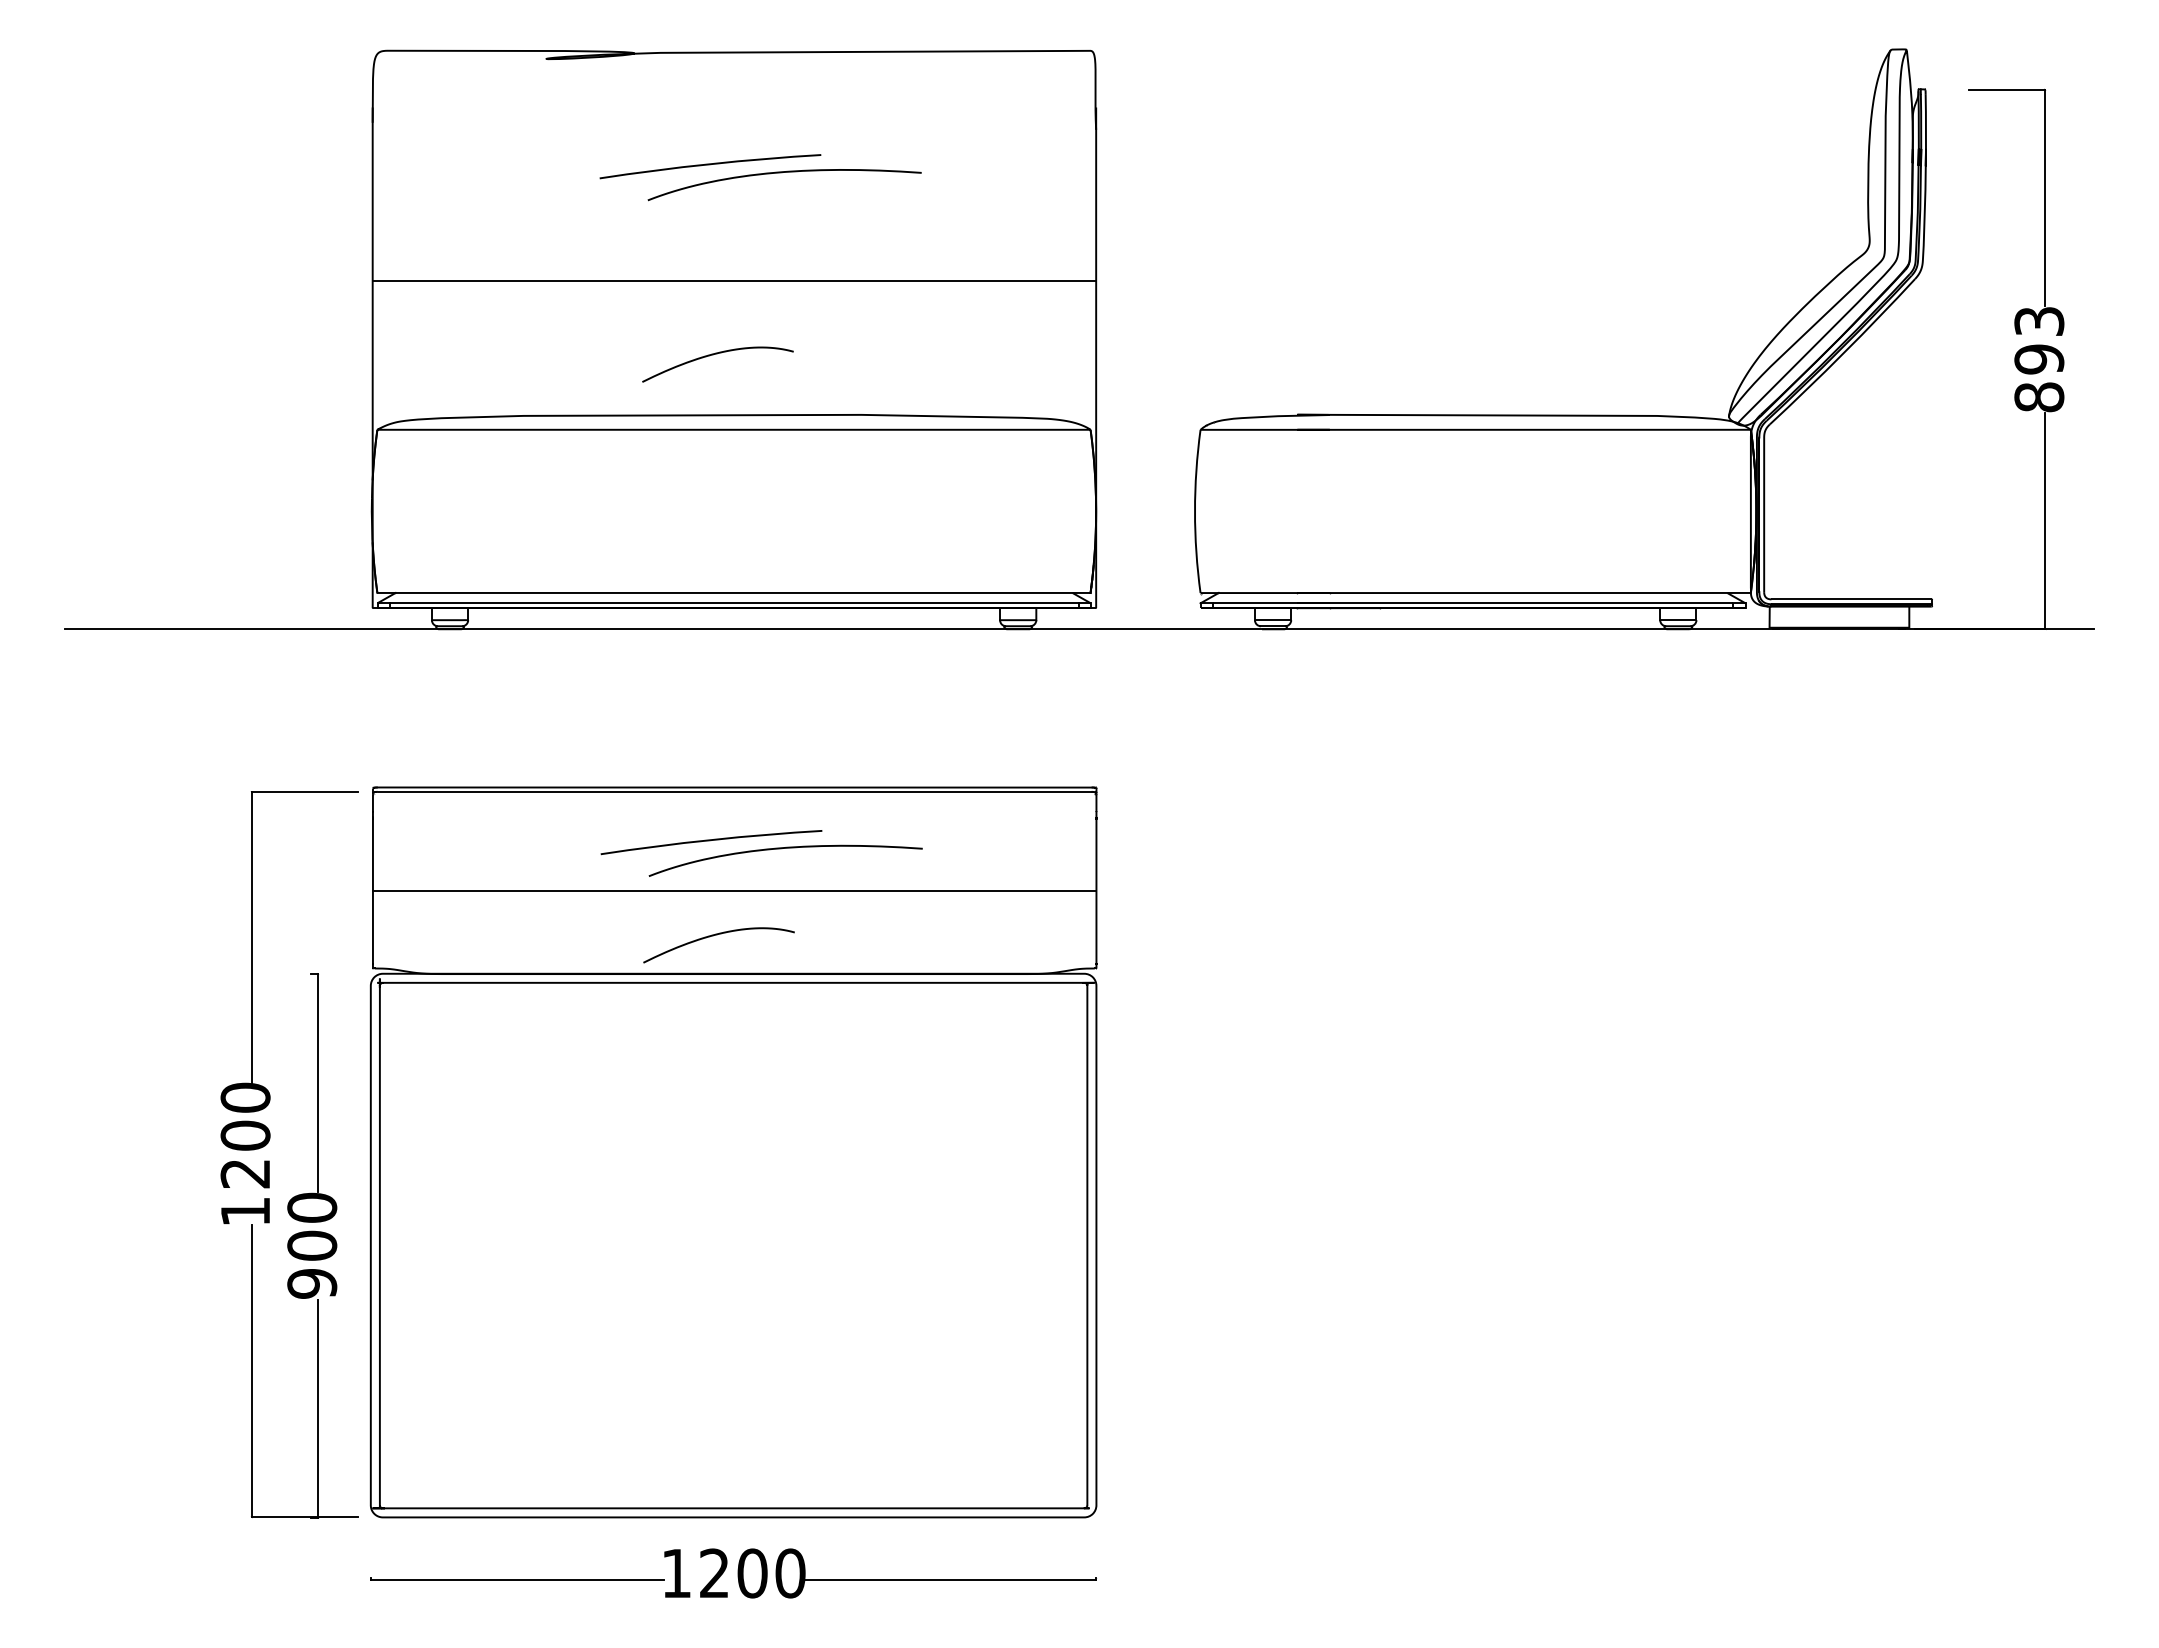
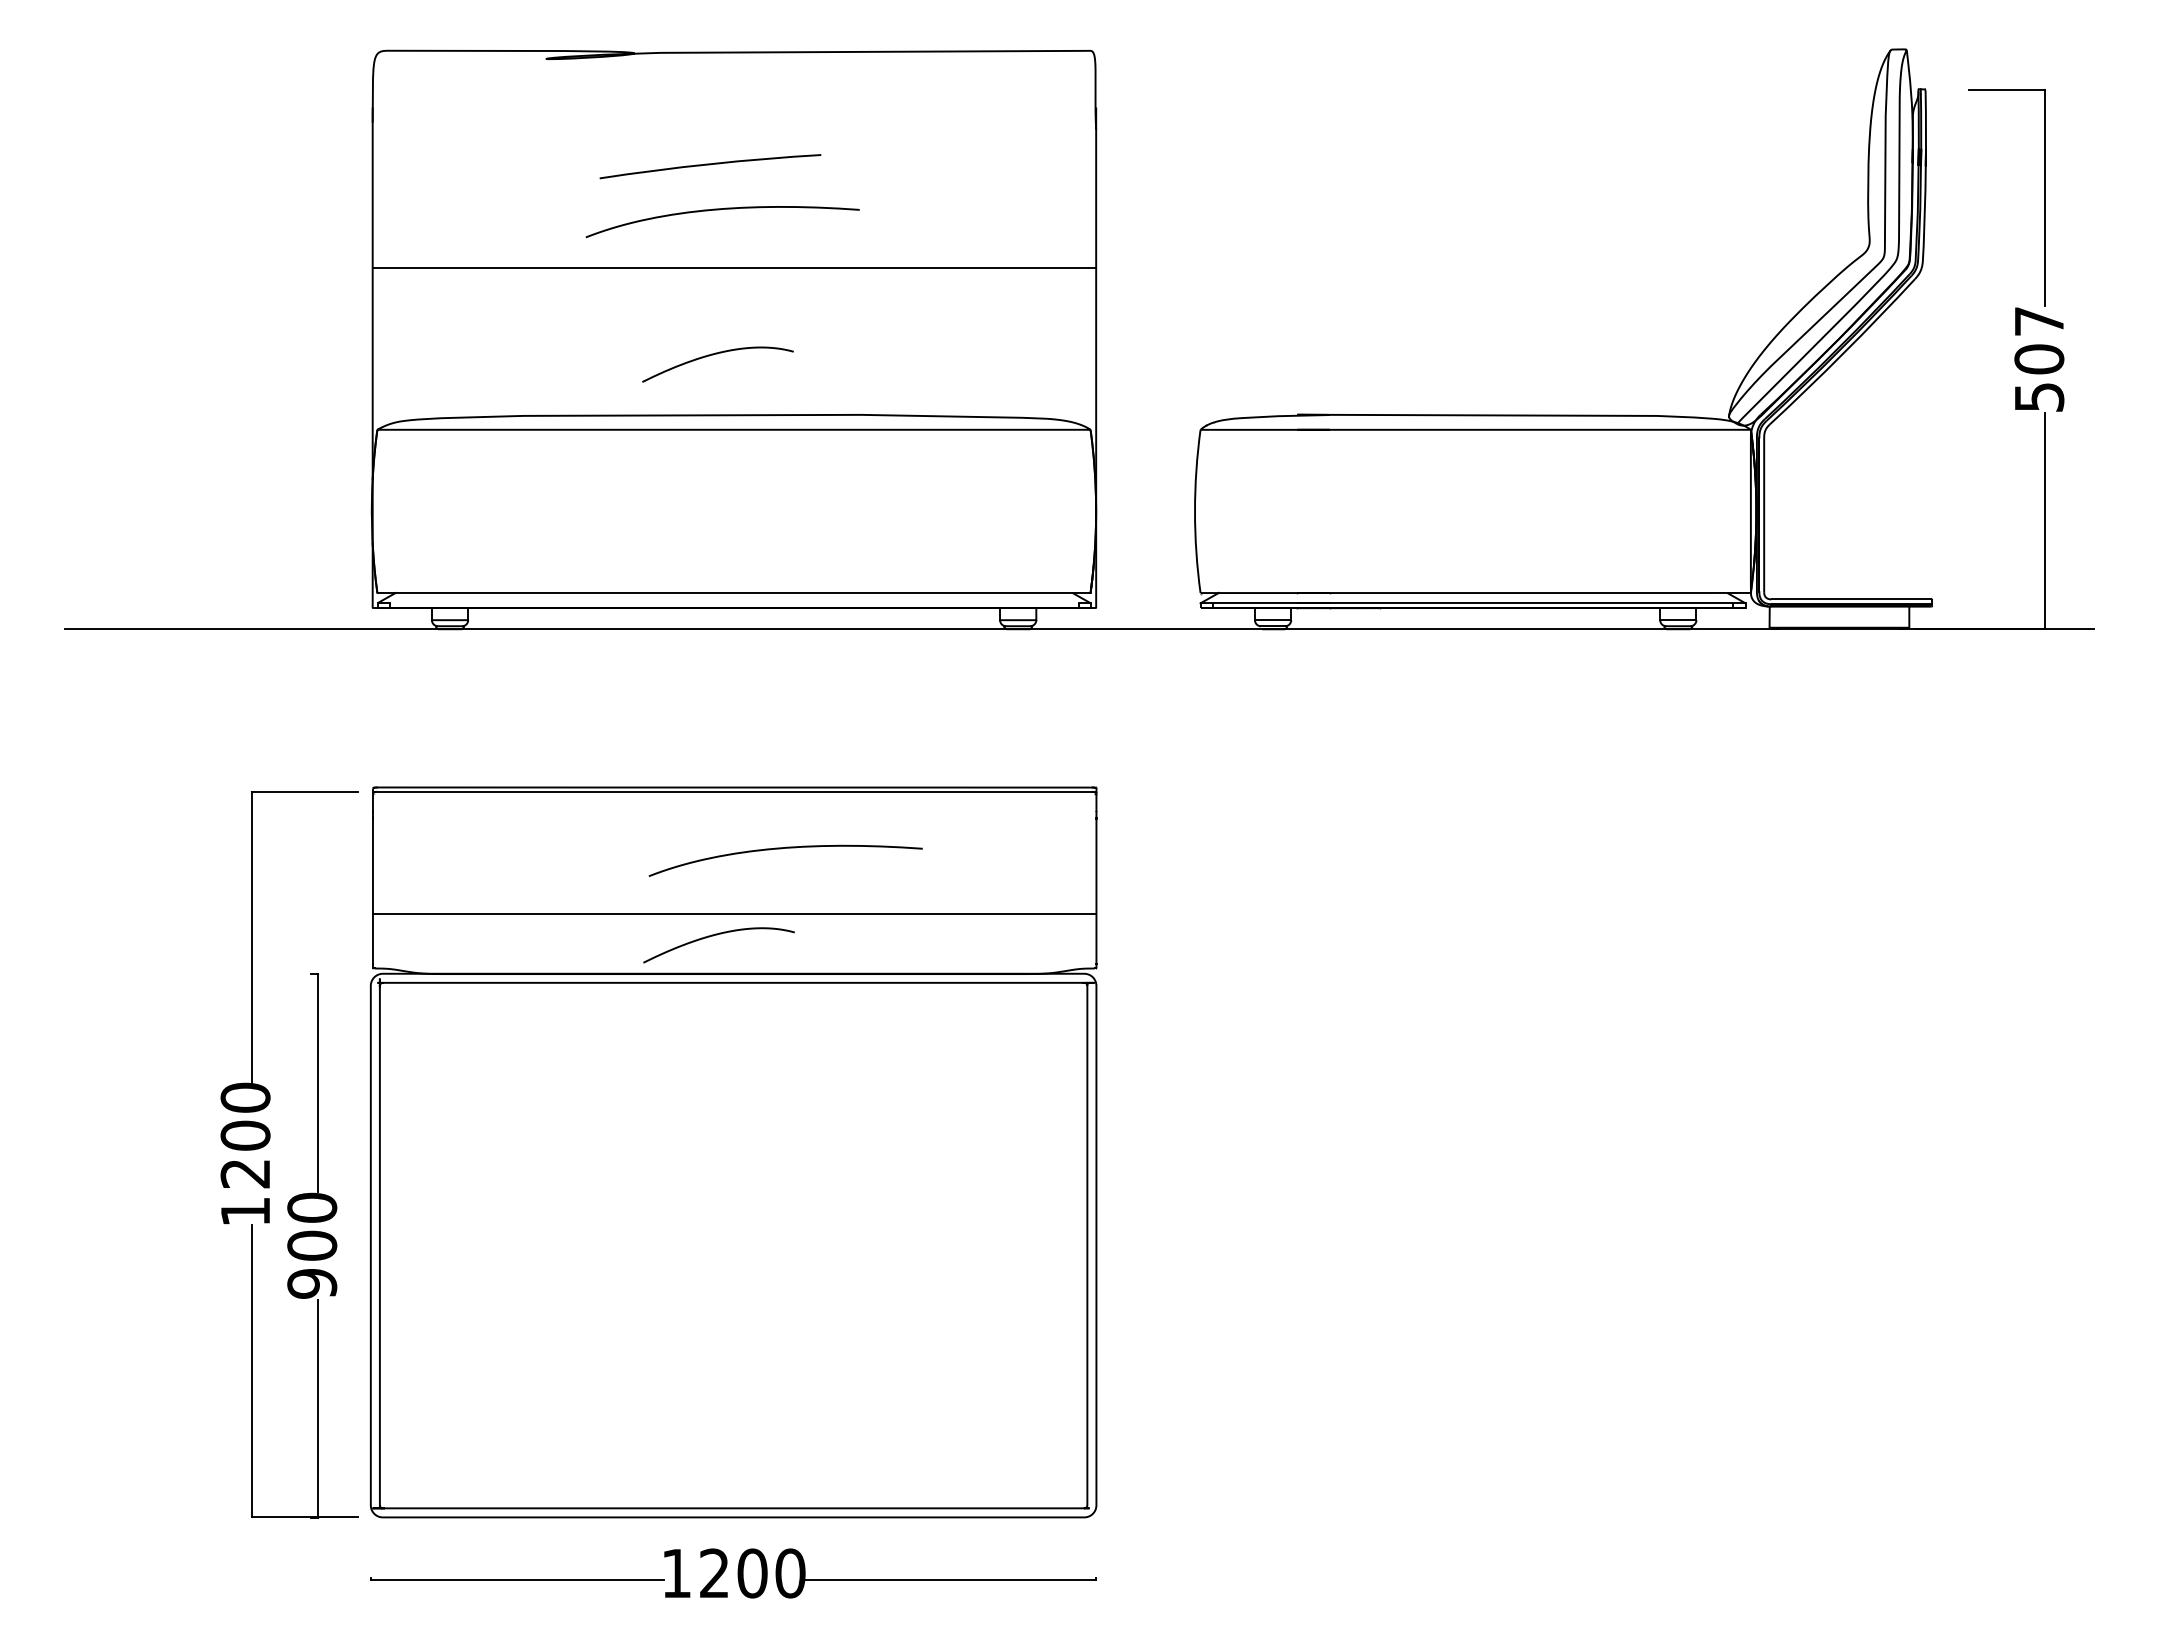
curve position: (782, 173) -> (720, 210) (720, 210)
line position: (734, 281) -> (734, 268) (734, 268)
text: 893 -> 507 (2039, 359)
line: present -> none (733, 603)
arc: present -> none (710, 841)
line position: (734, 891) -> (734, 914) (734, 914)
